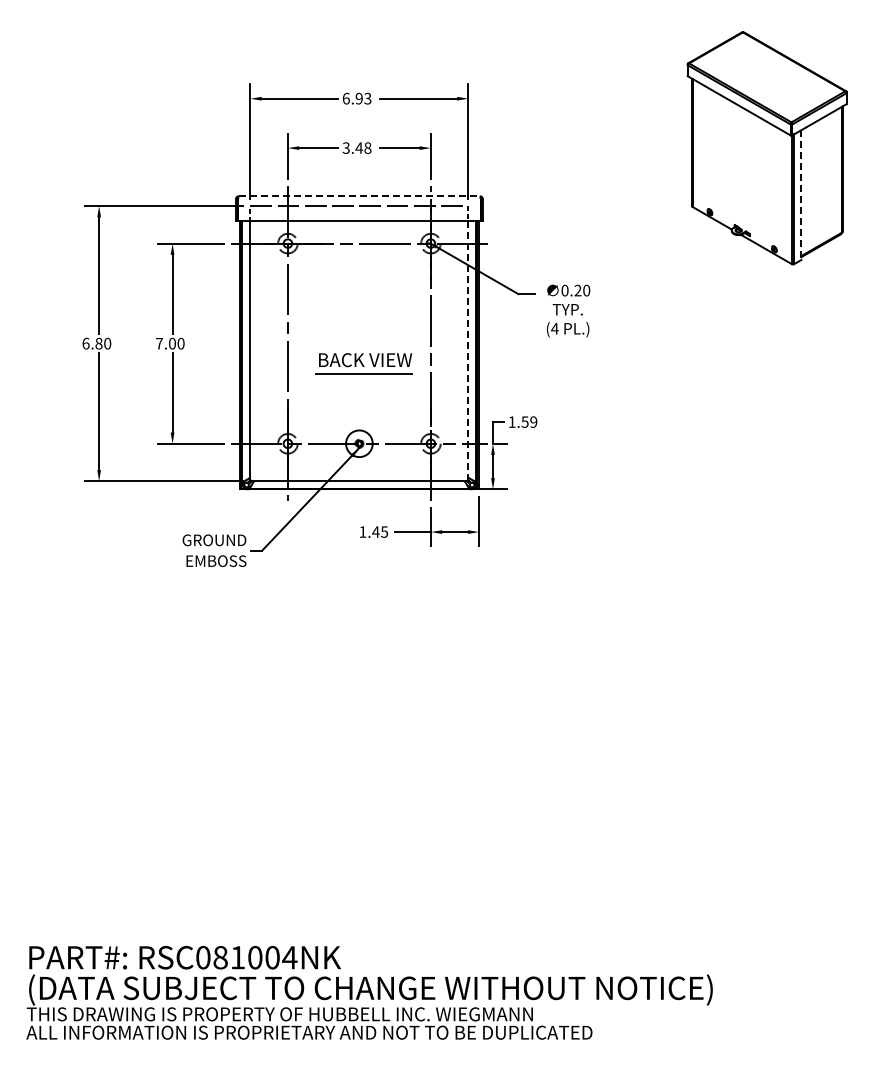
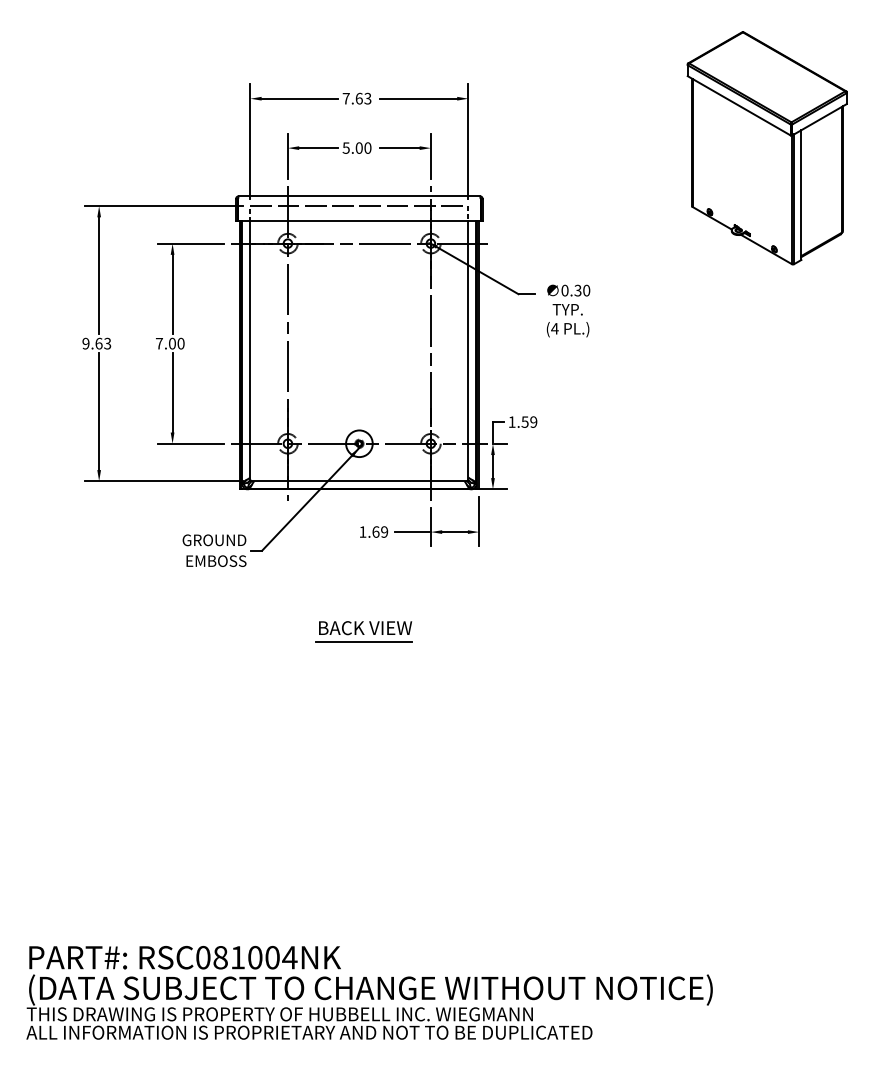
text: 6.93 -> 7.63 (352, 98)
text: 3.48 -> 5.00 (357, 147)
line: dashed -> solid (801, 195)
line: dashed -> solid (359, 196)
text: 0.20 -> 0.30 (577, 290)
text: 6.80 -> 9.63 (96, 343)
line: dashed -> solid (468, 351)
part position: (363, 363) -> (363, 631) (363, 631)
text: 1.45 -> 1.69 (380, 531)
